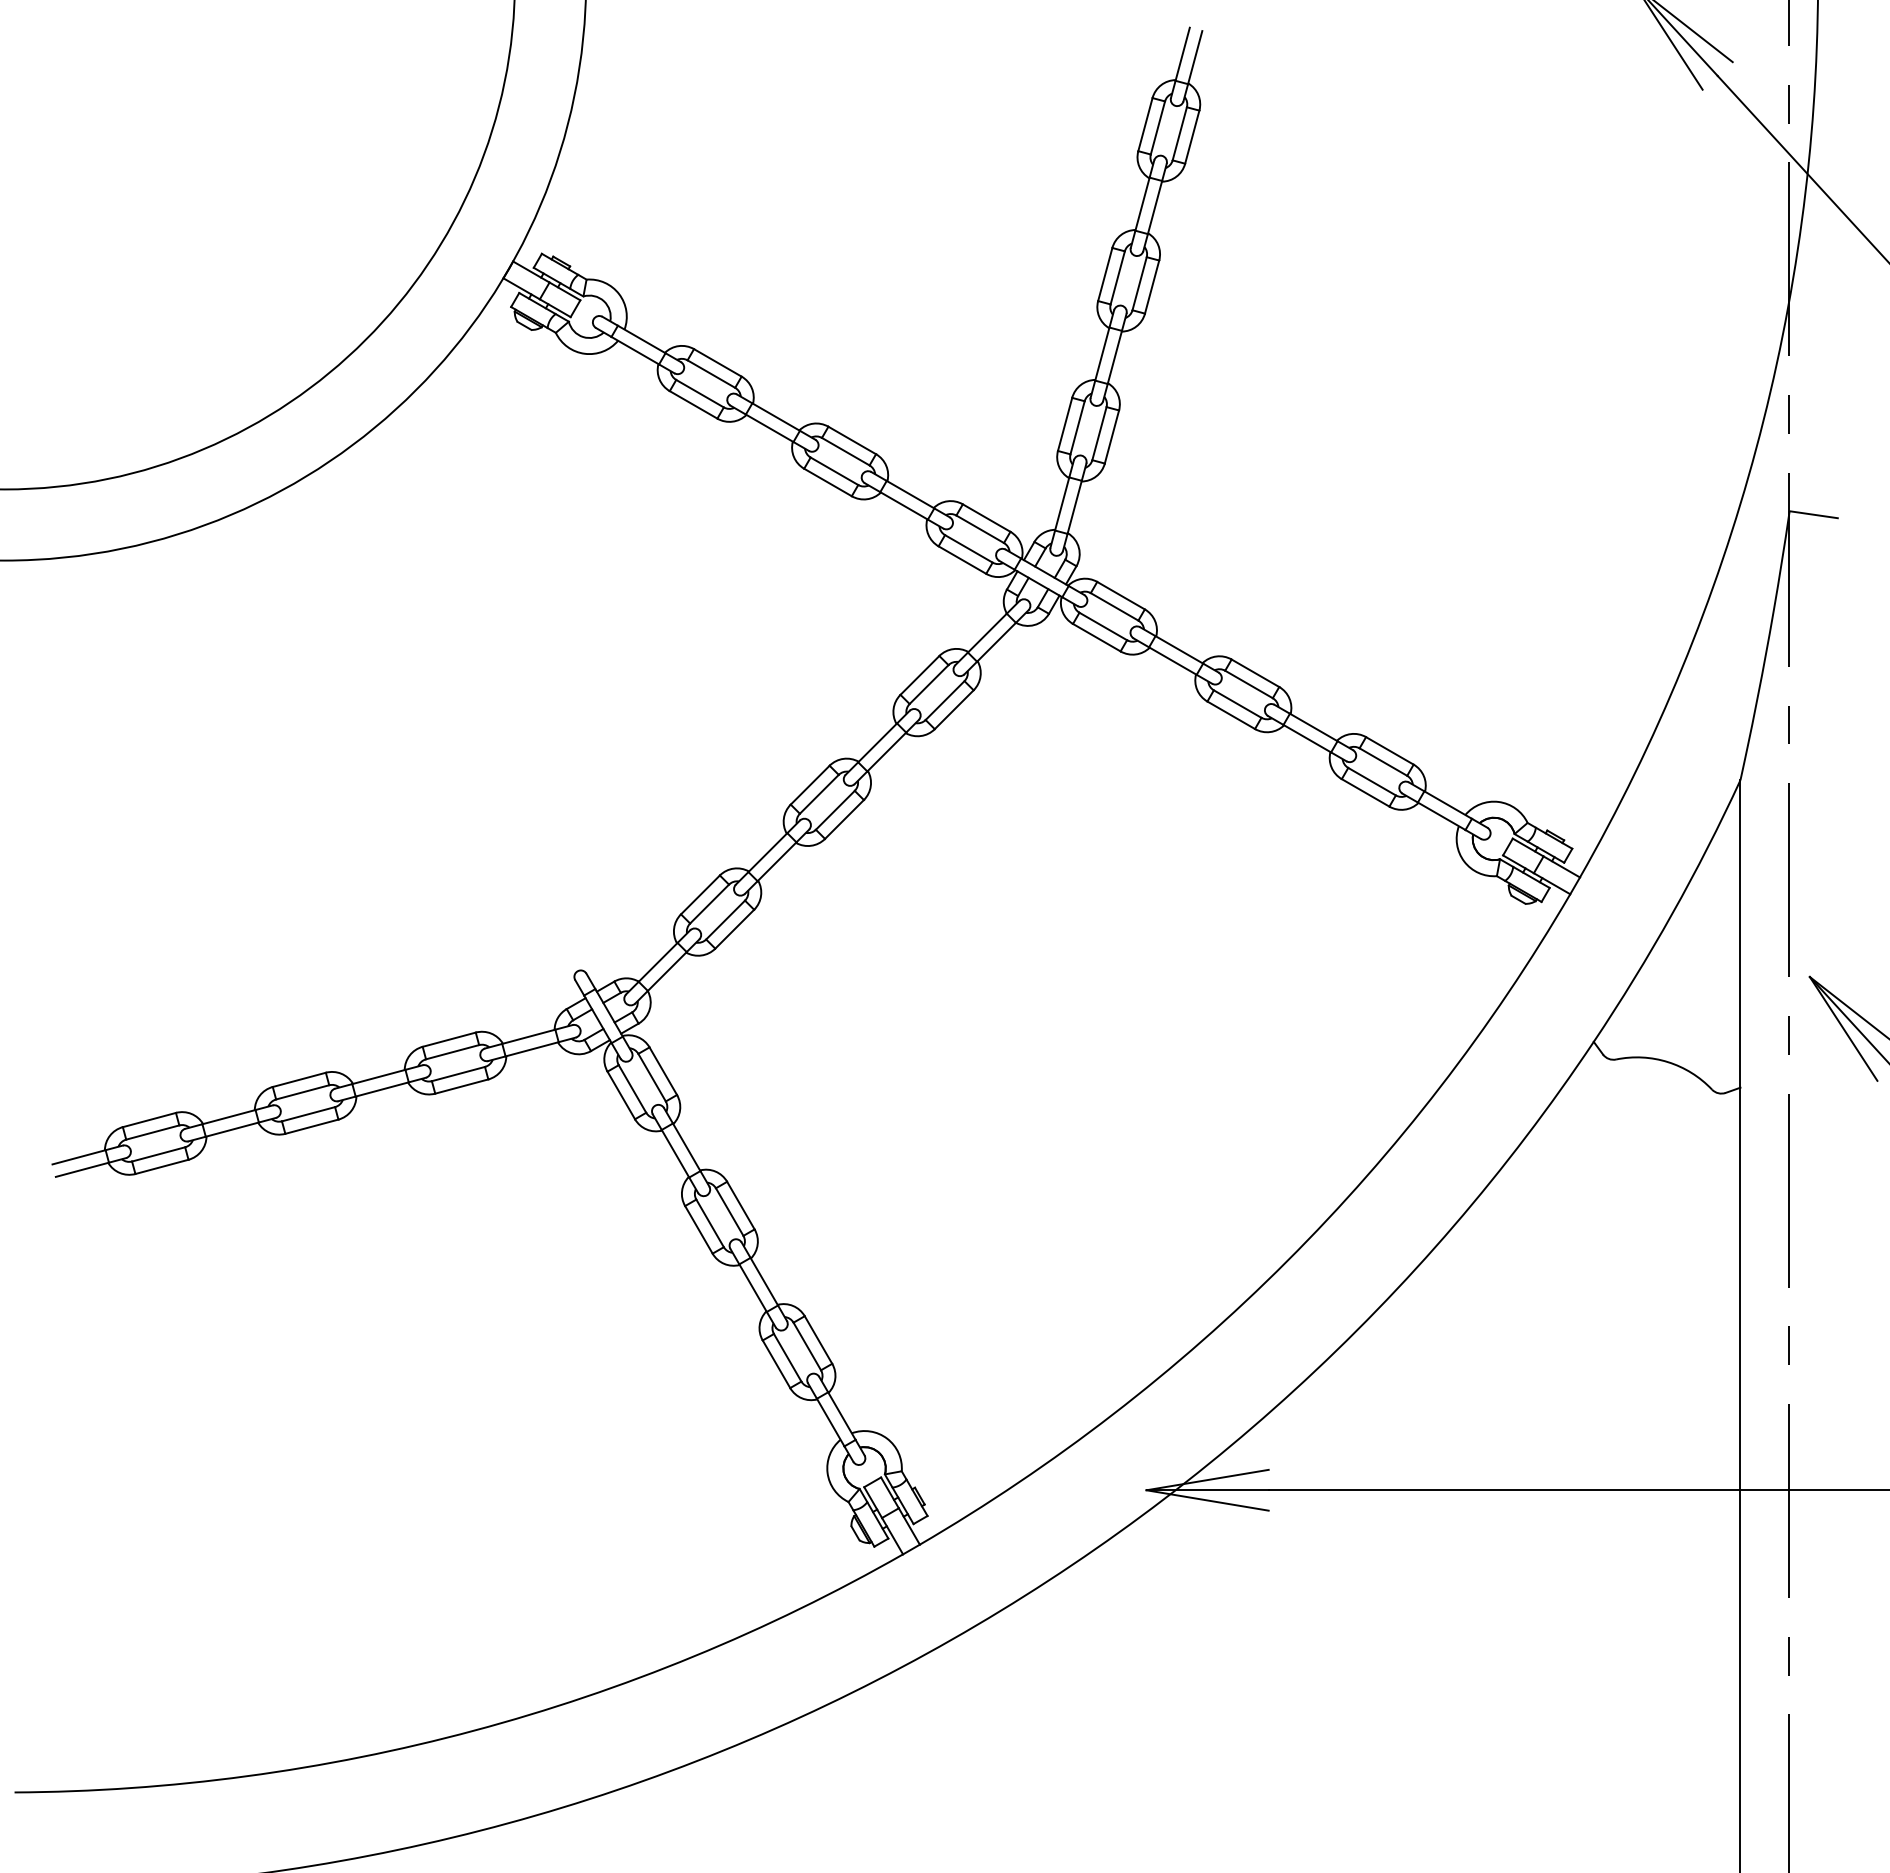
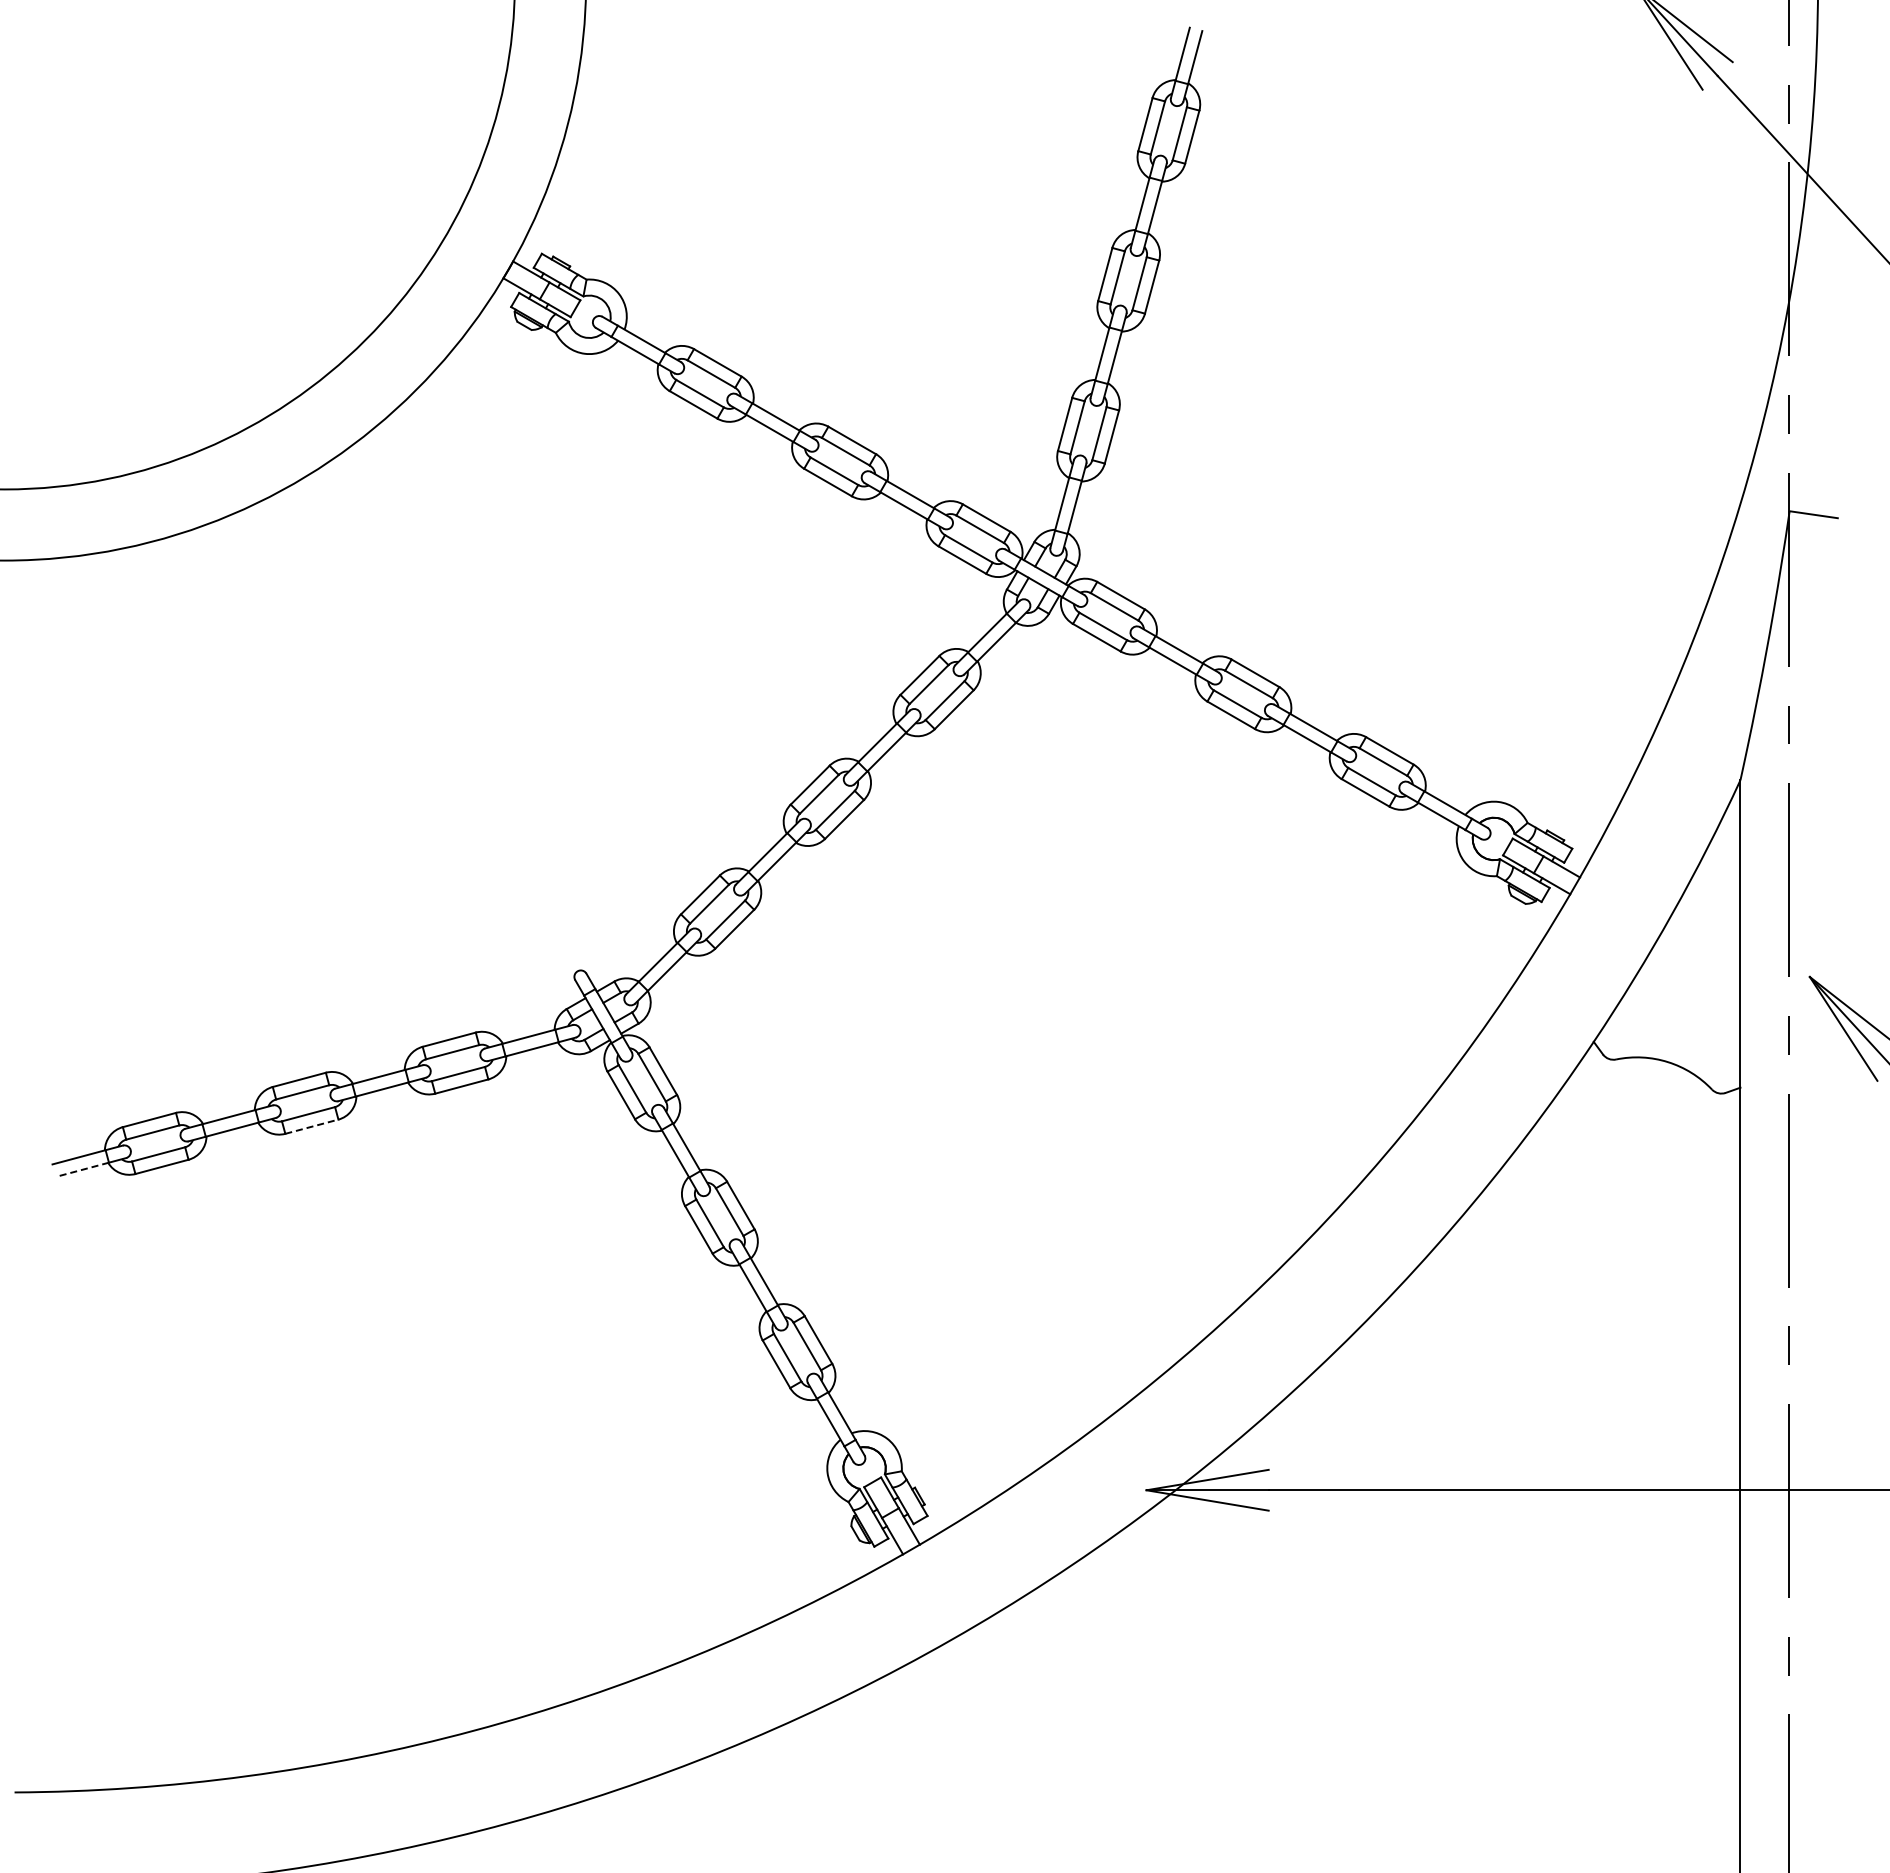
line: solid -> dashed (312, 1126)
line: solid -> dashed (81, 1169)
